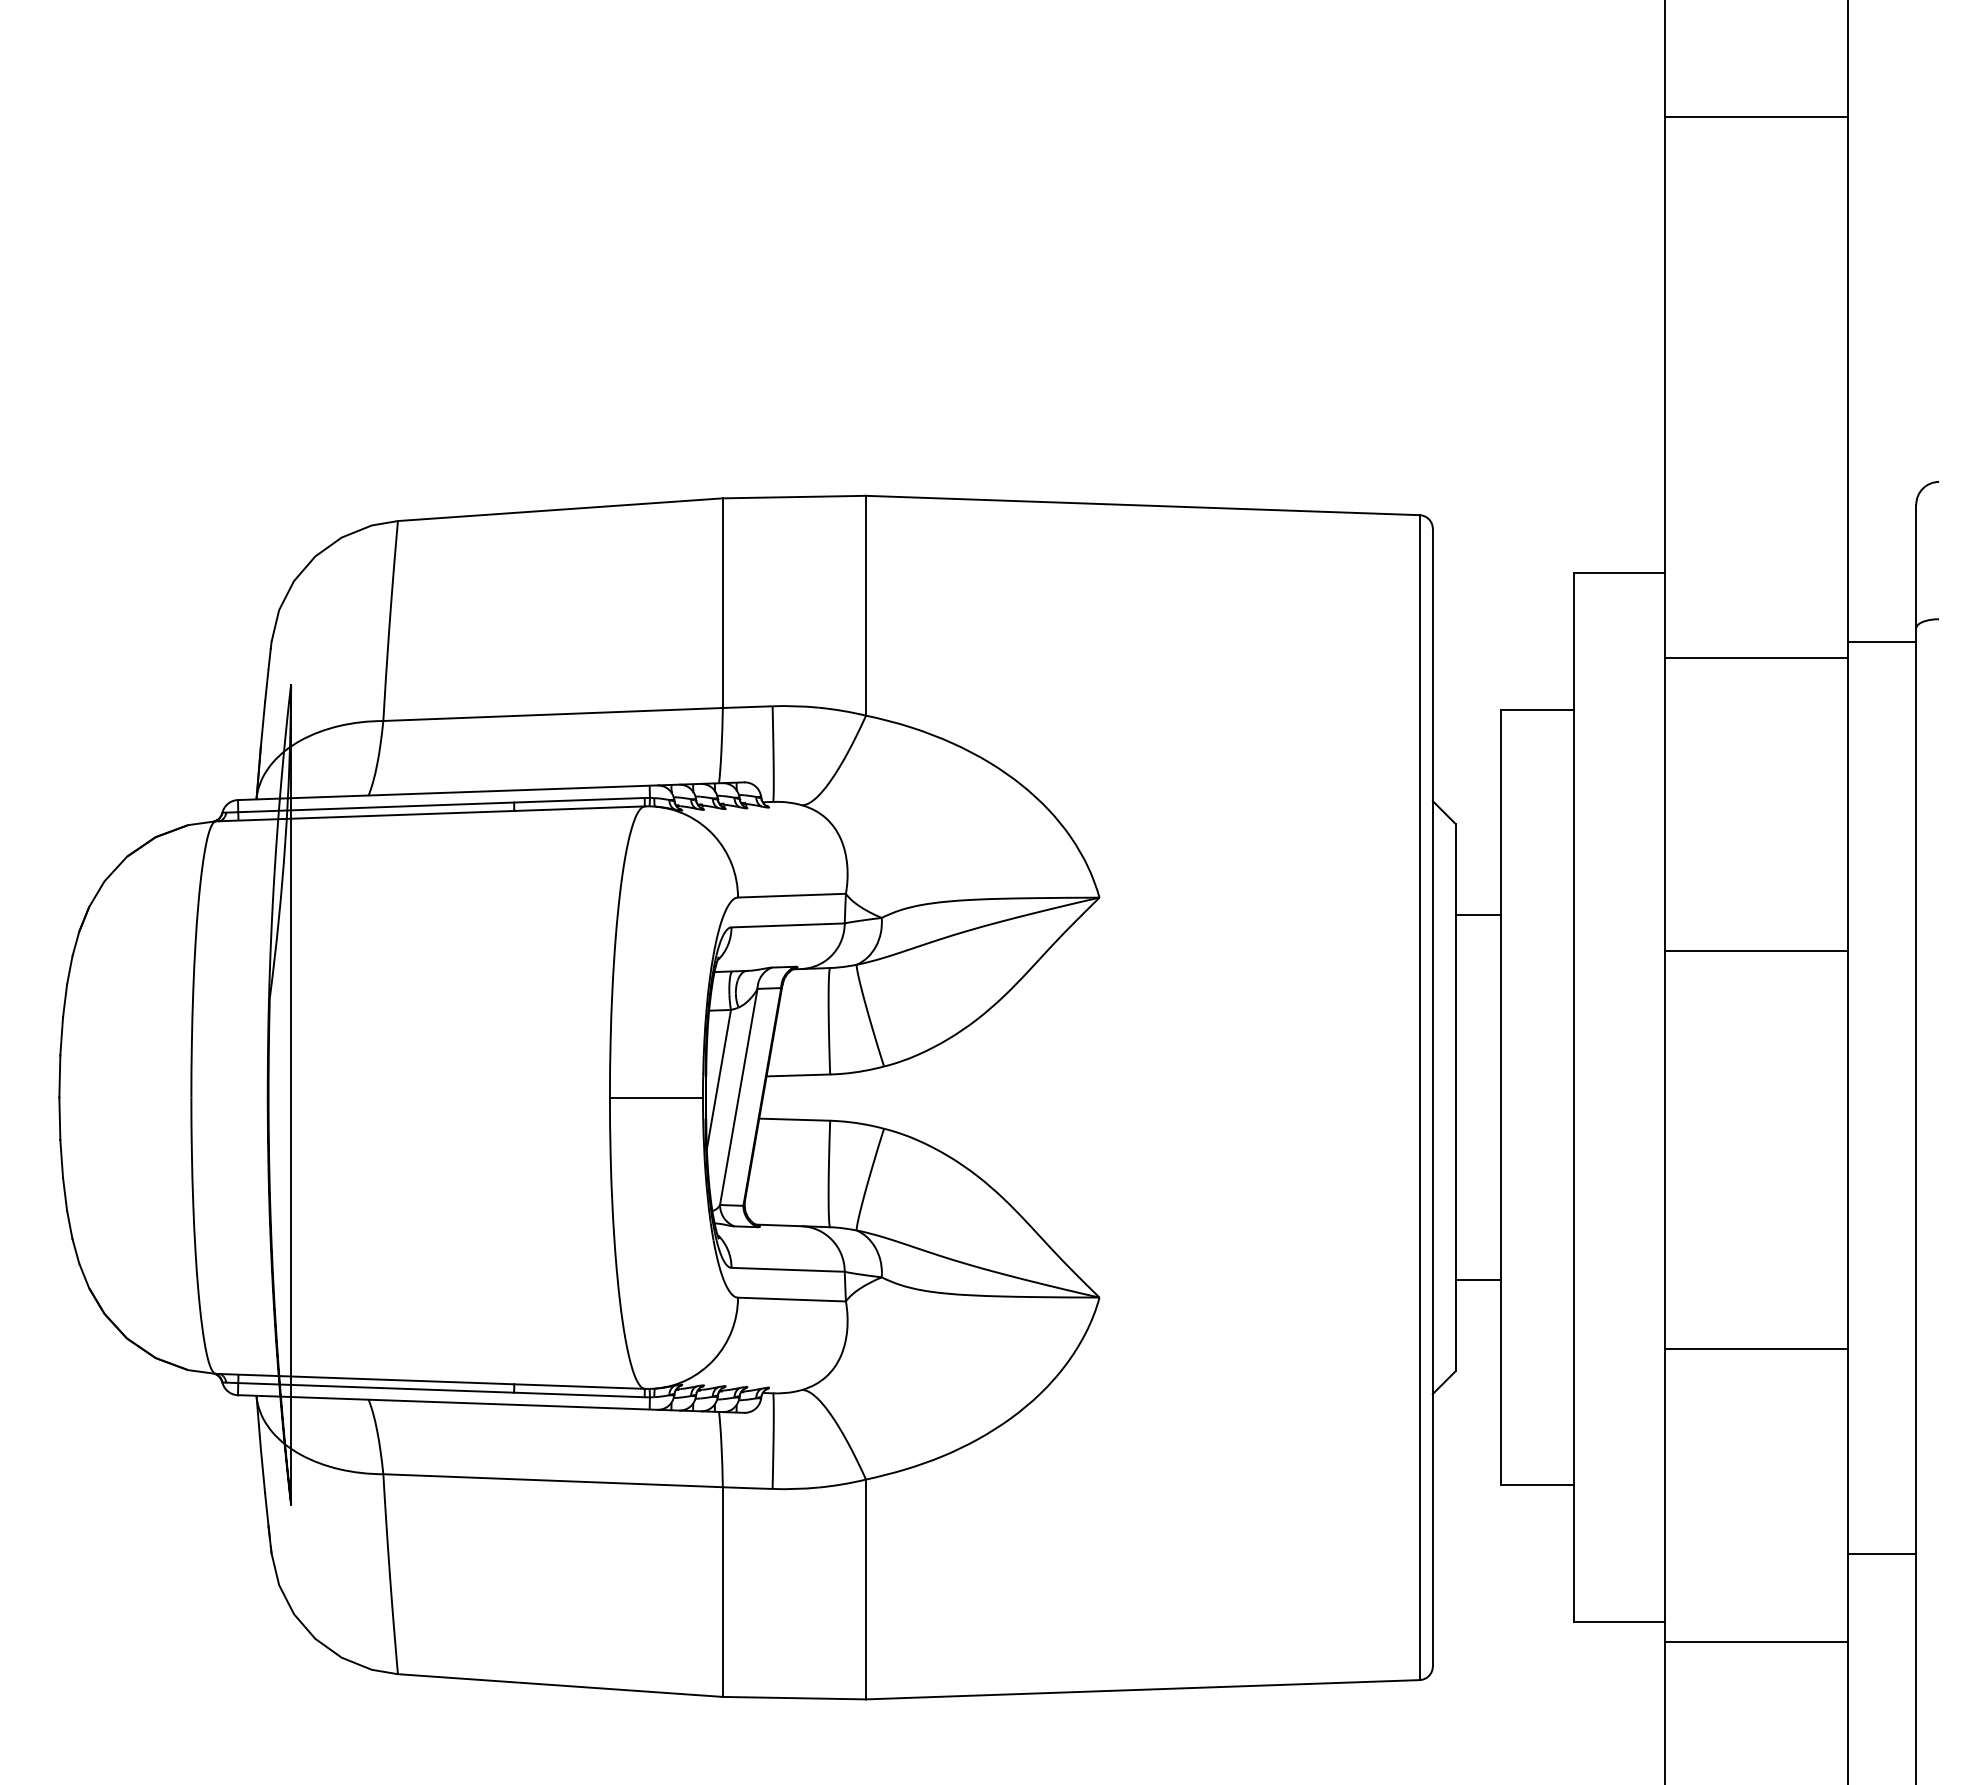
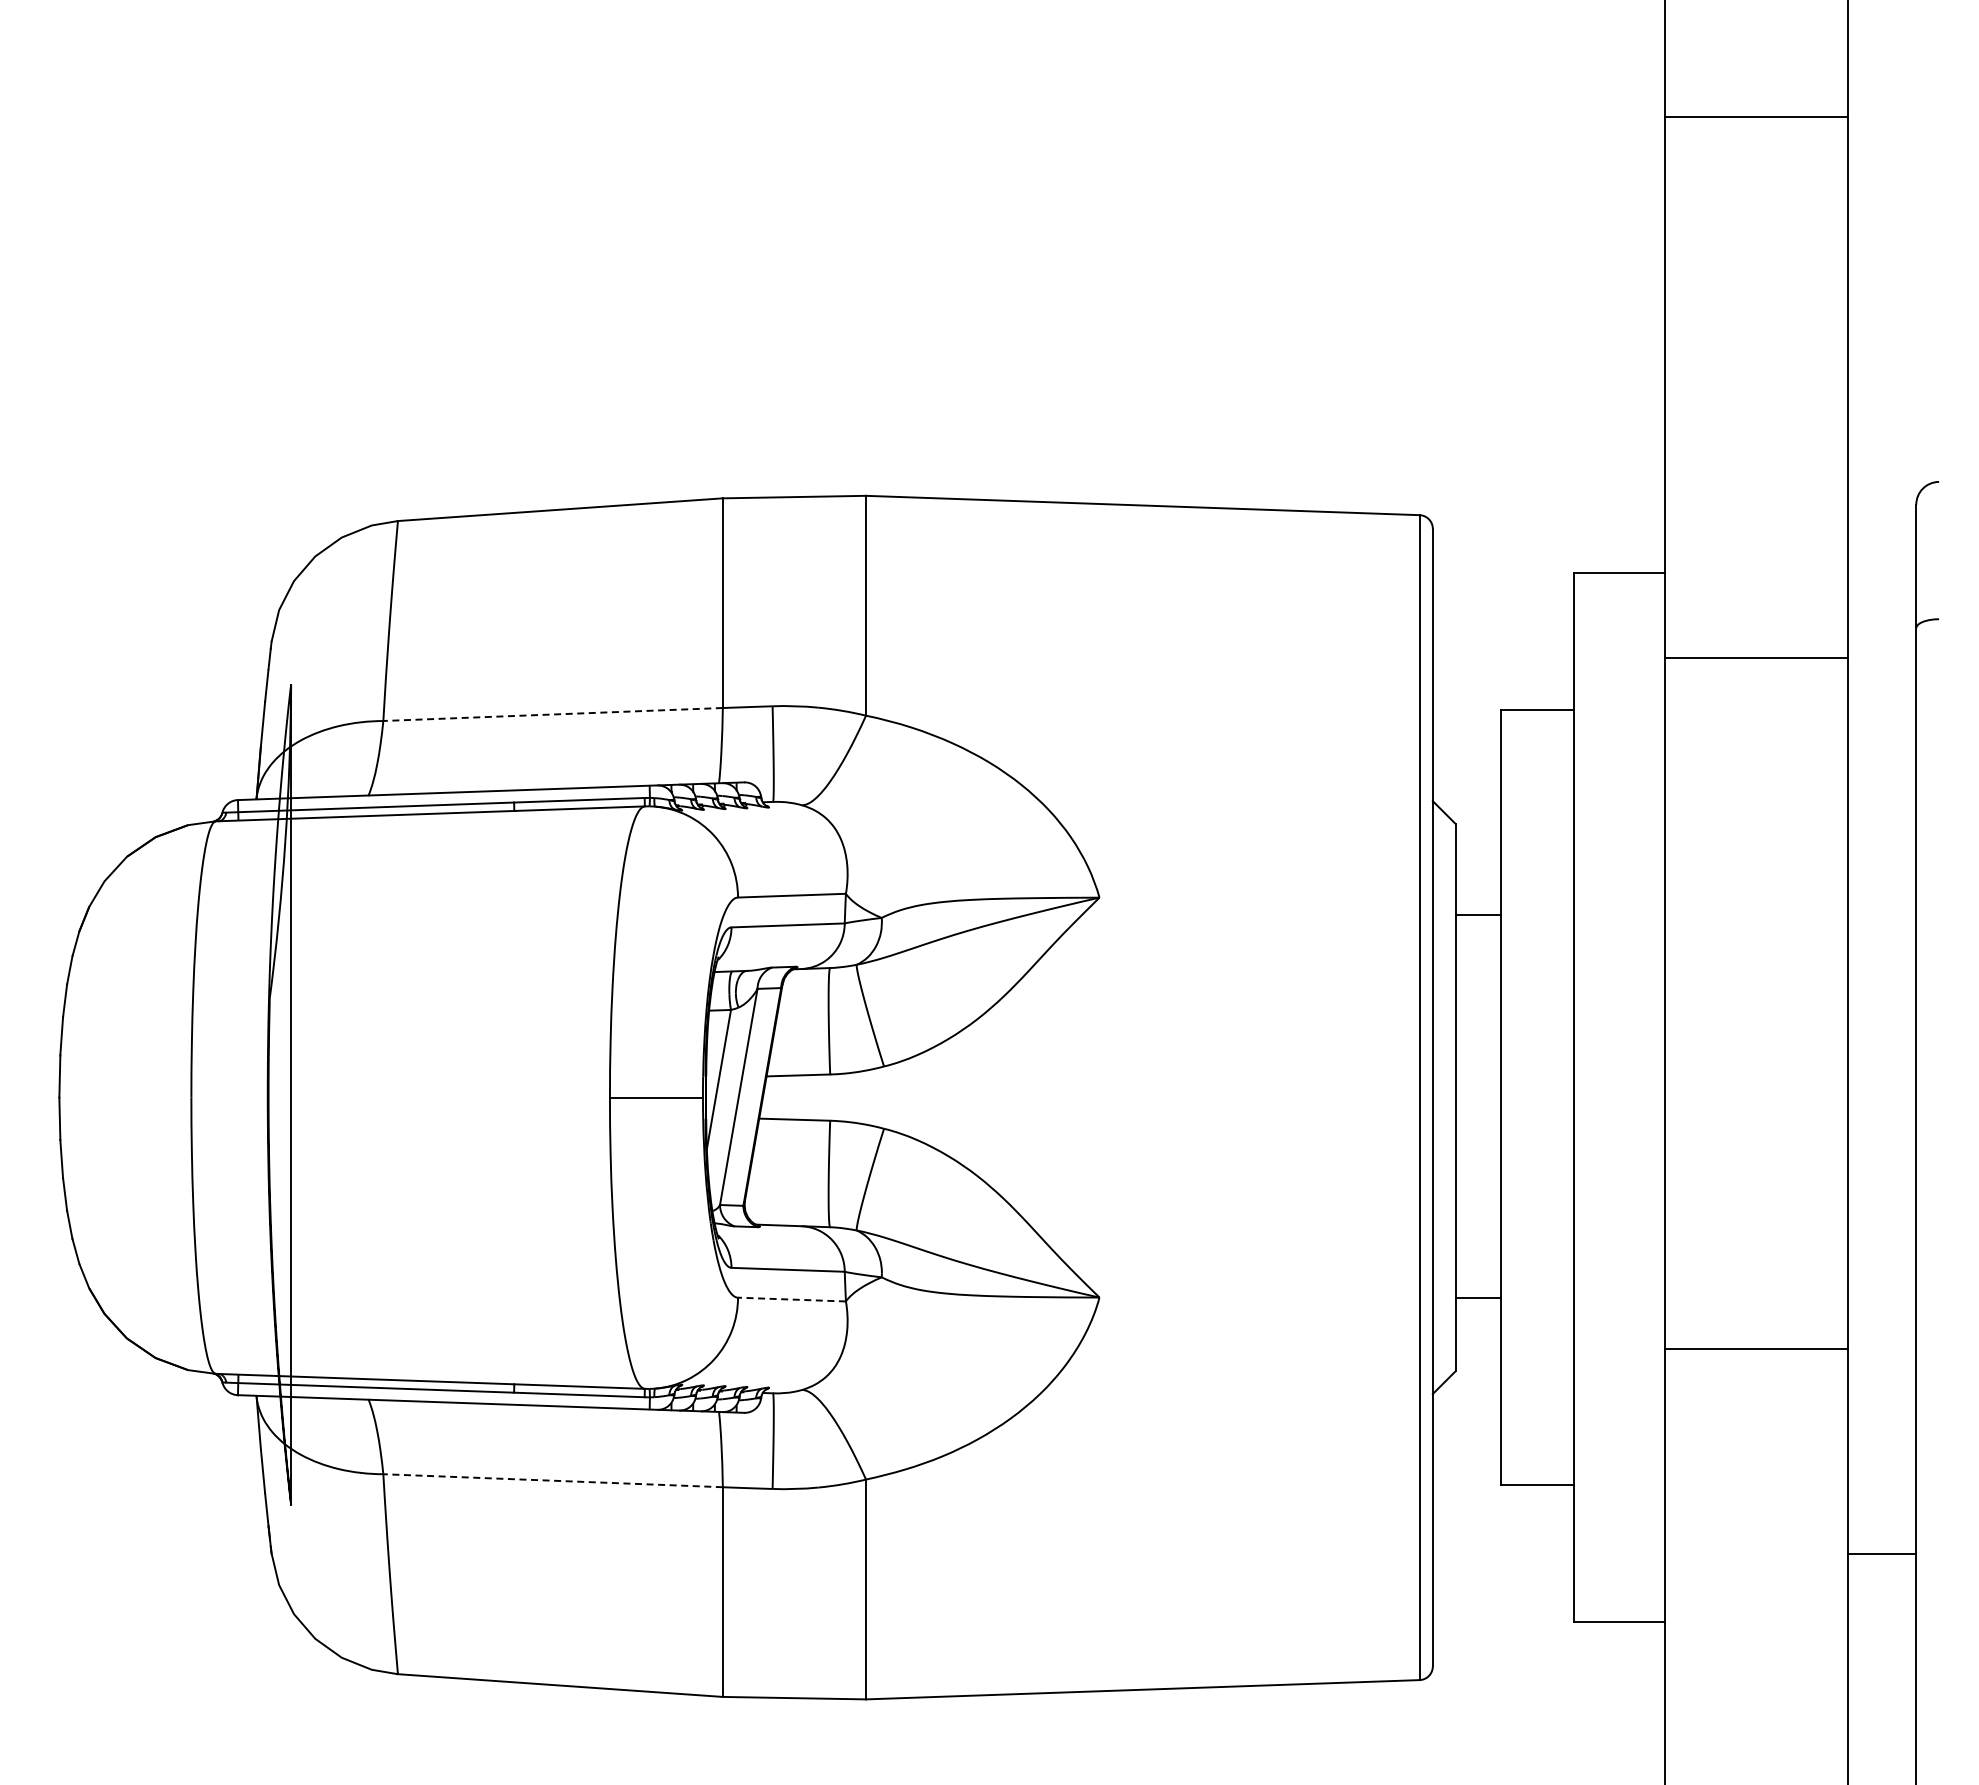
line: present -> none (1881, 641)
line: solid -> dashed (553, 714)
line: present -> none (1756, 951)
line position: (1478, 1280) -> (1478, 1298) (1478, 1298)
line: solid -> dashed (791, 1299)
line: solid -> dashed (553, 1480)
line: present -> none (1756, 1642)
